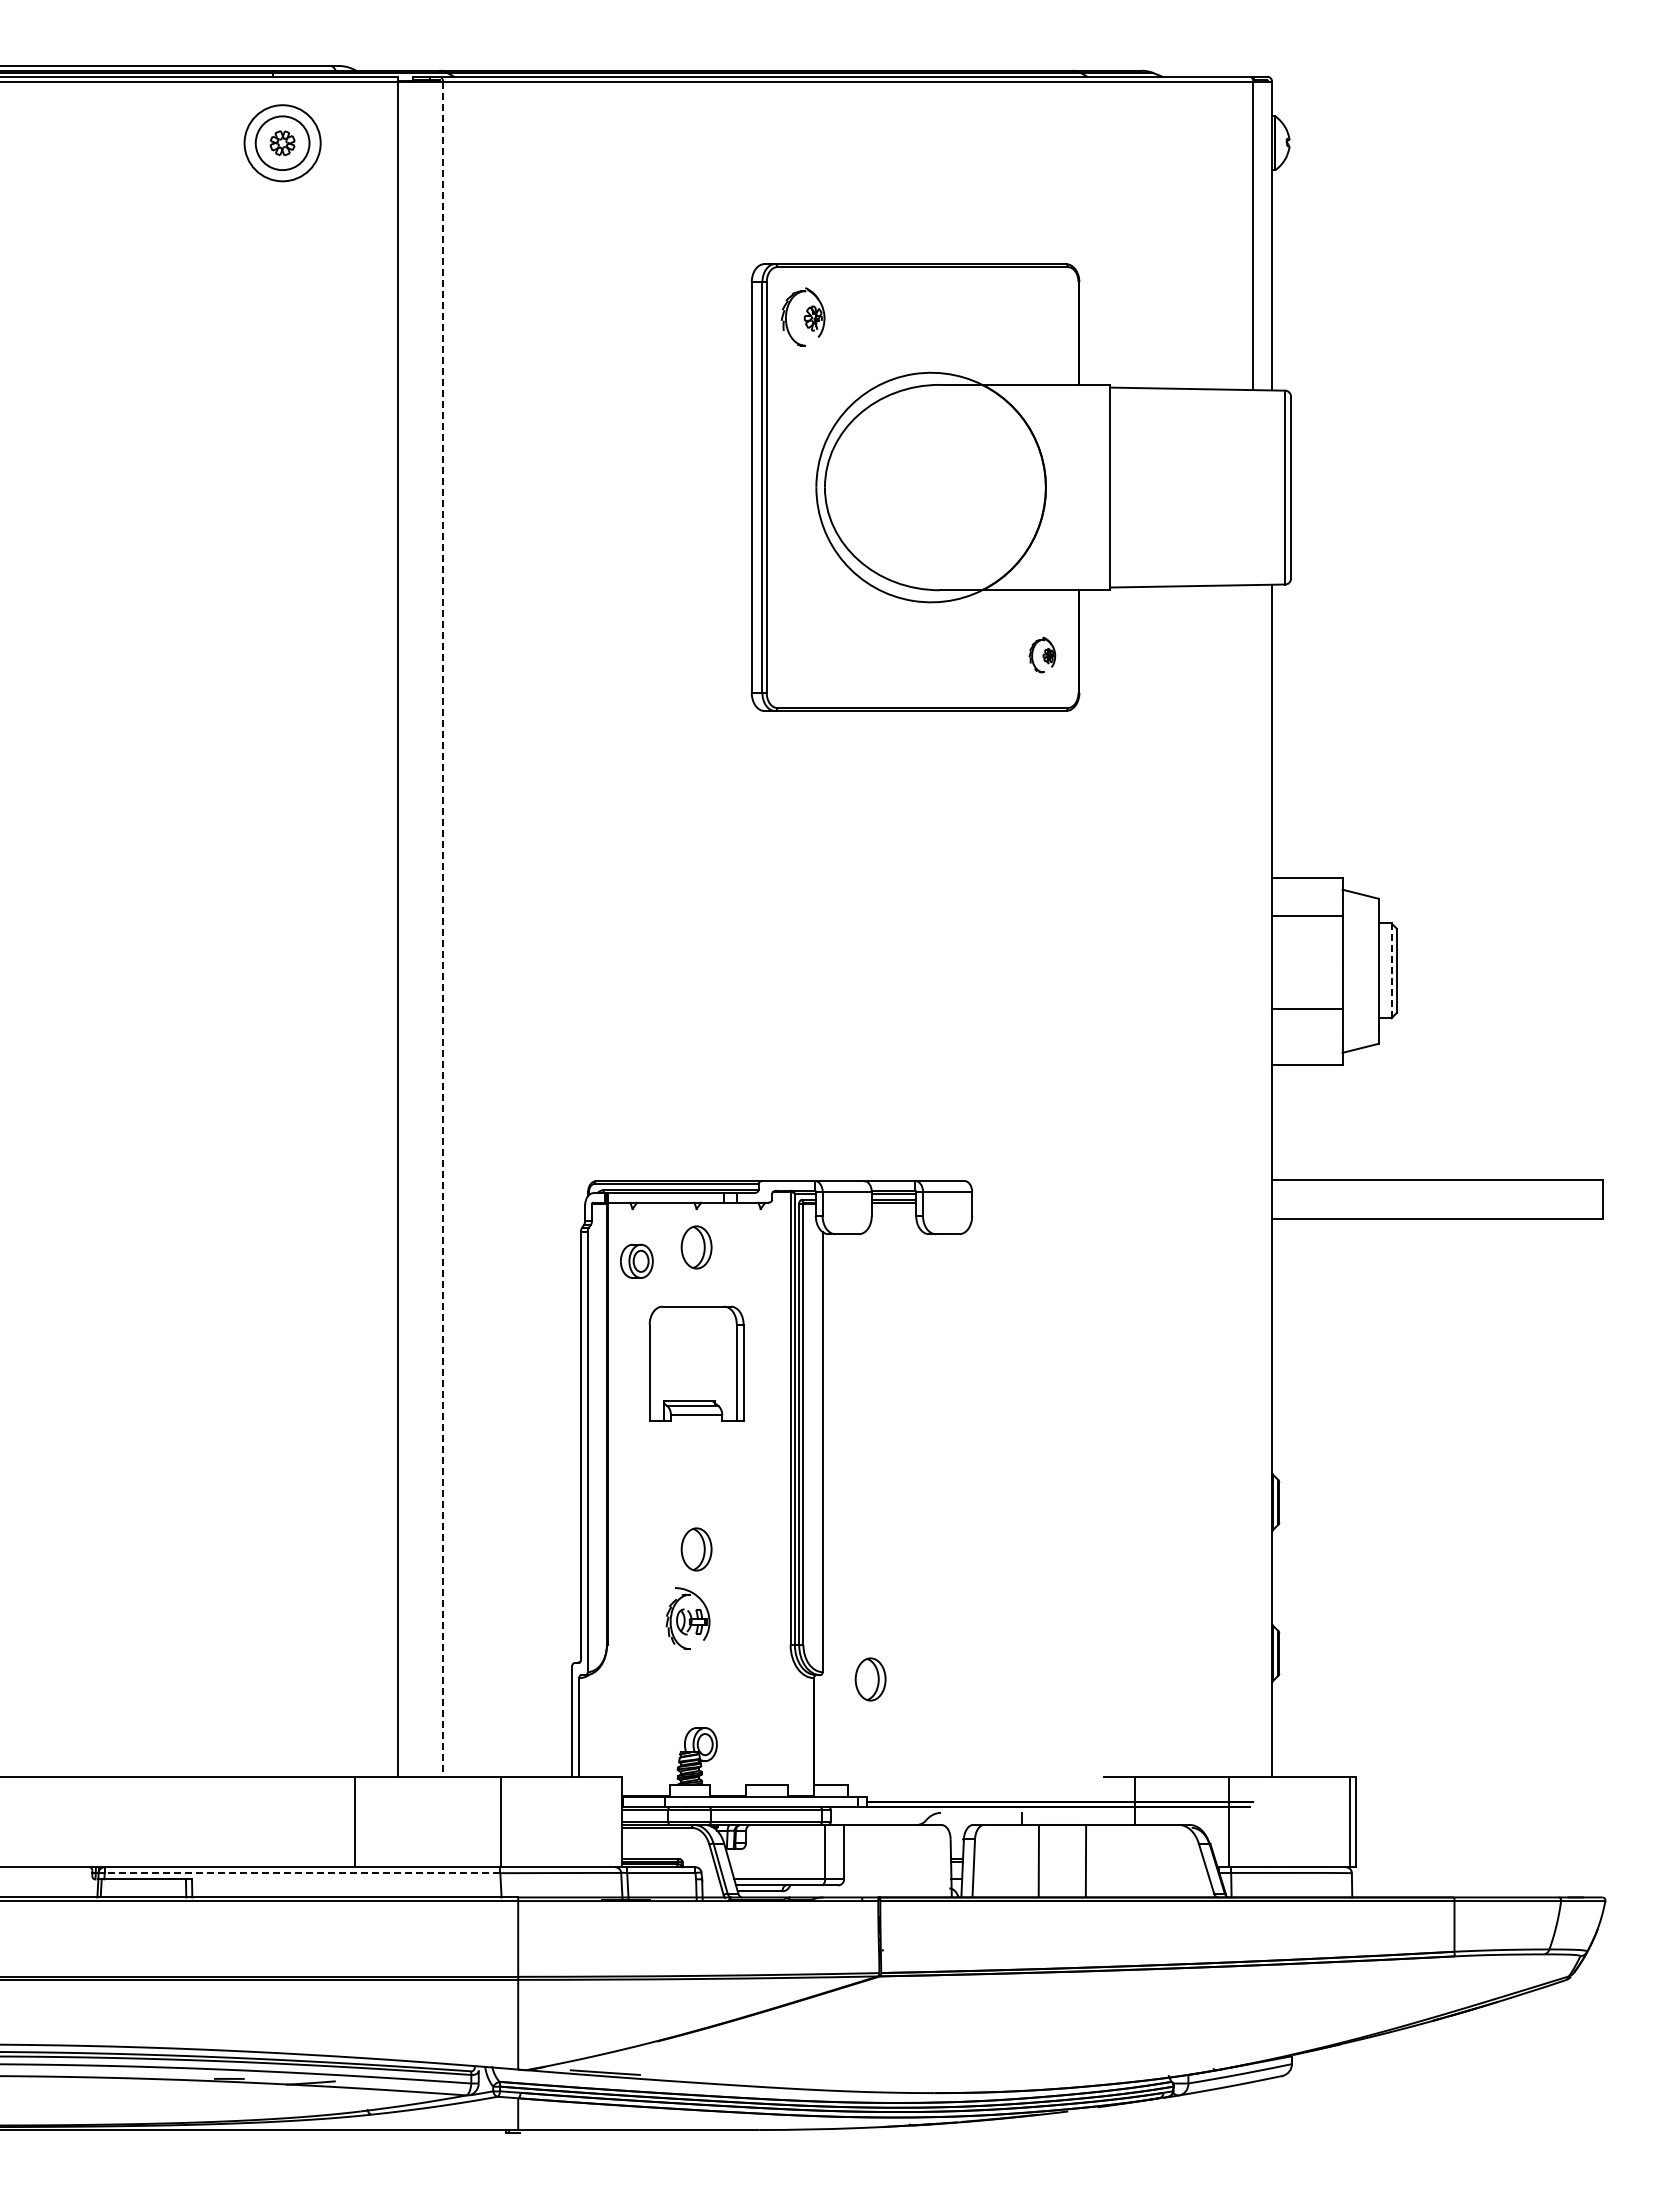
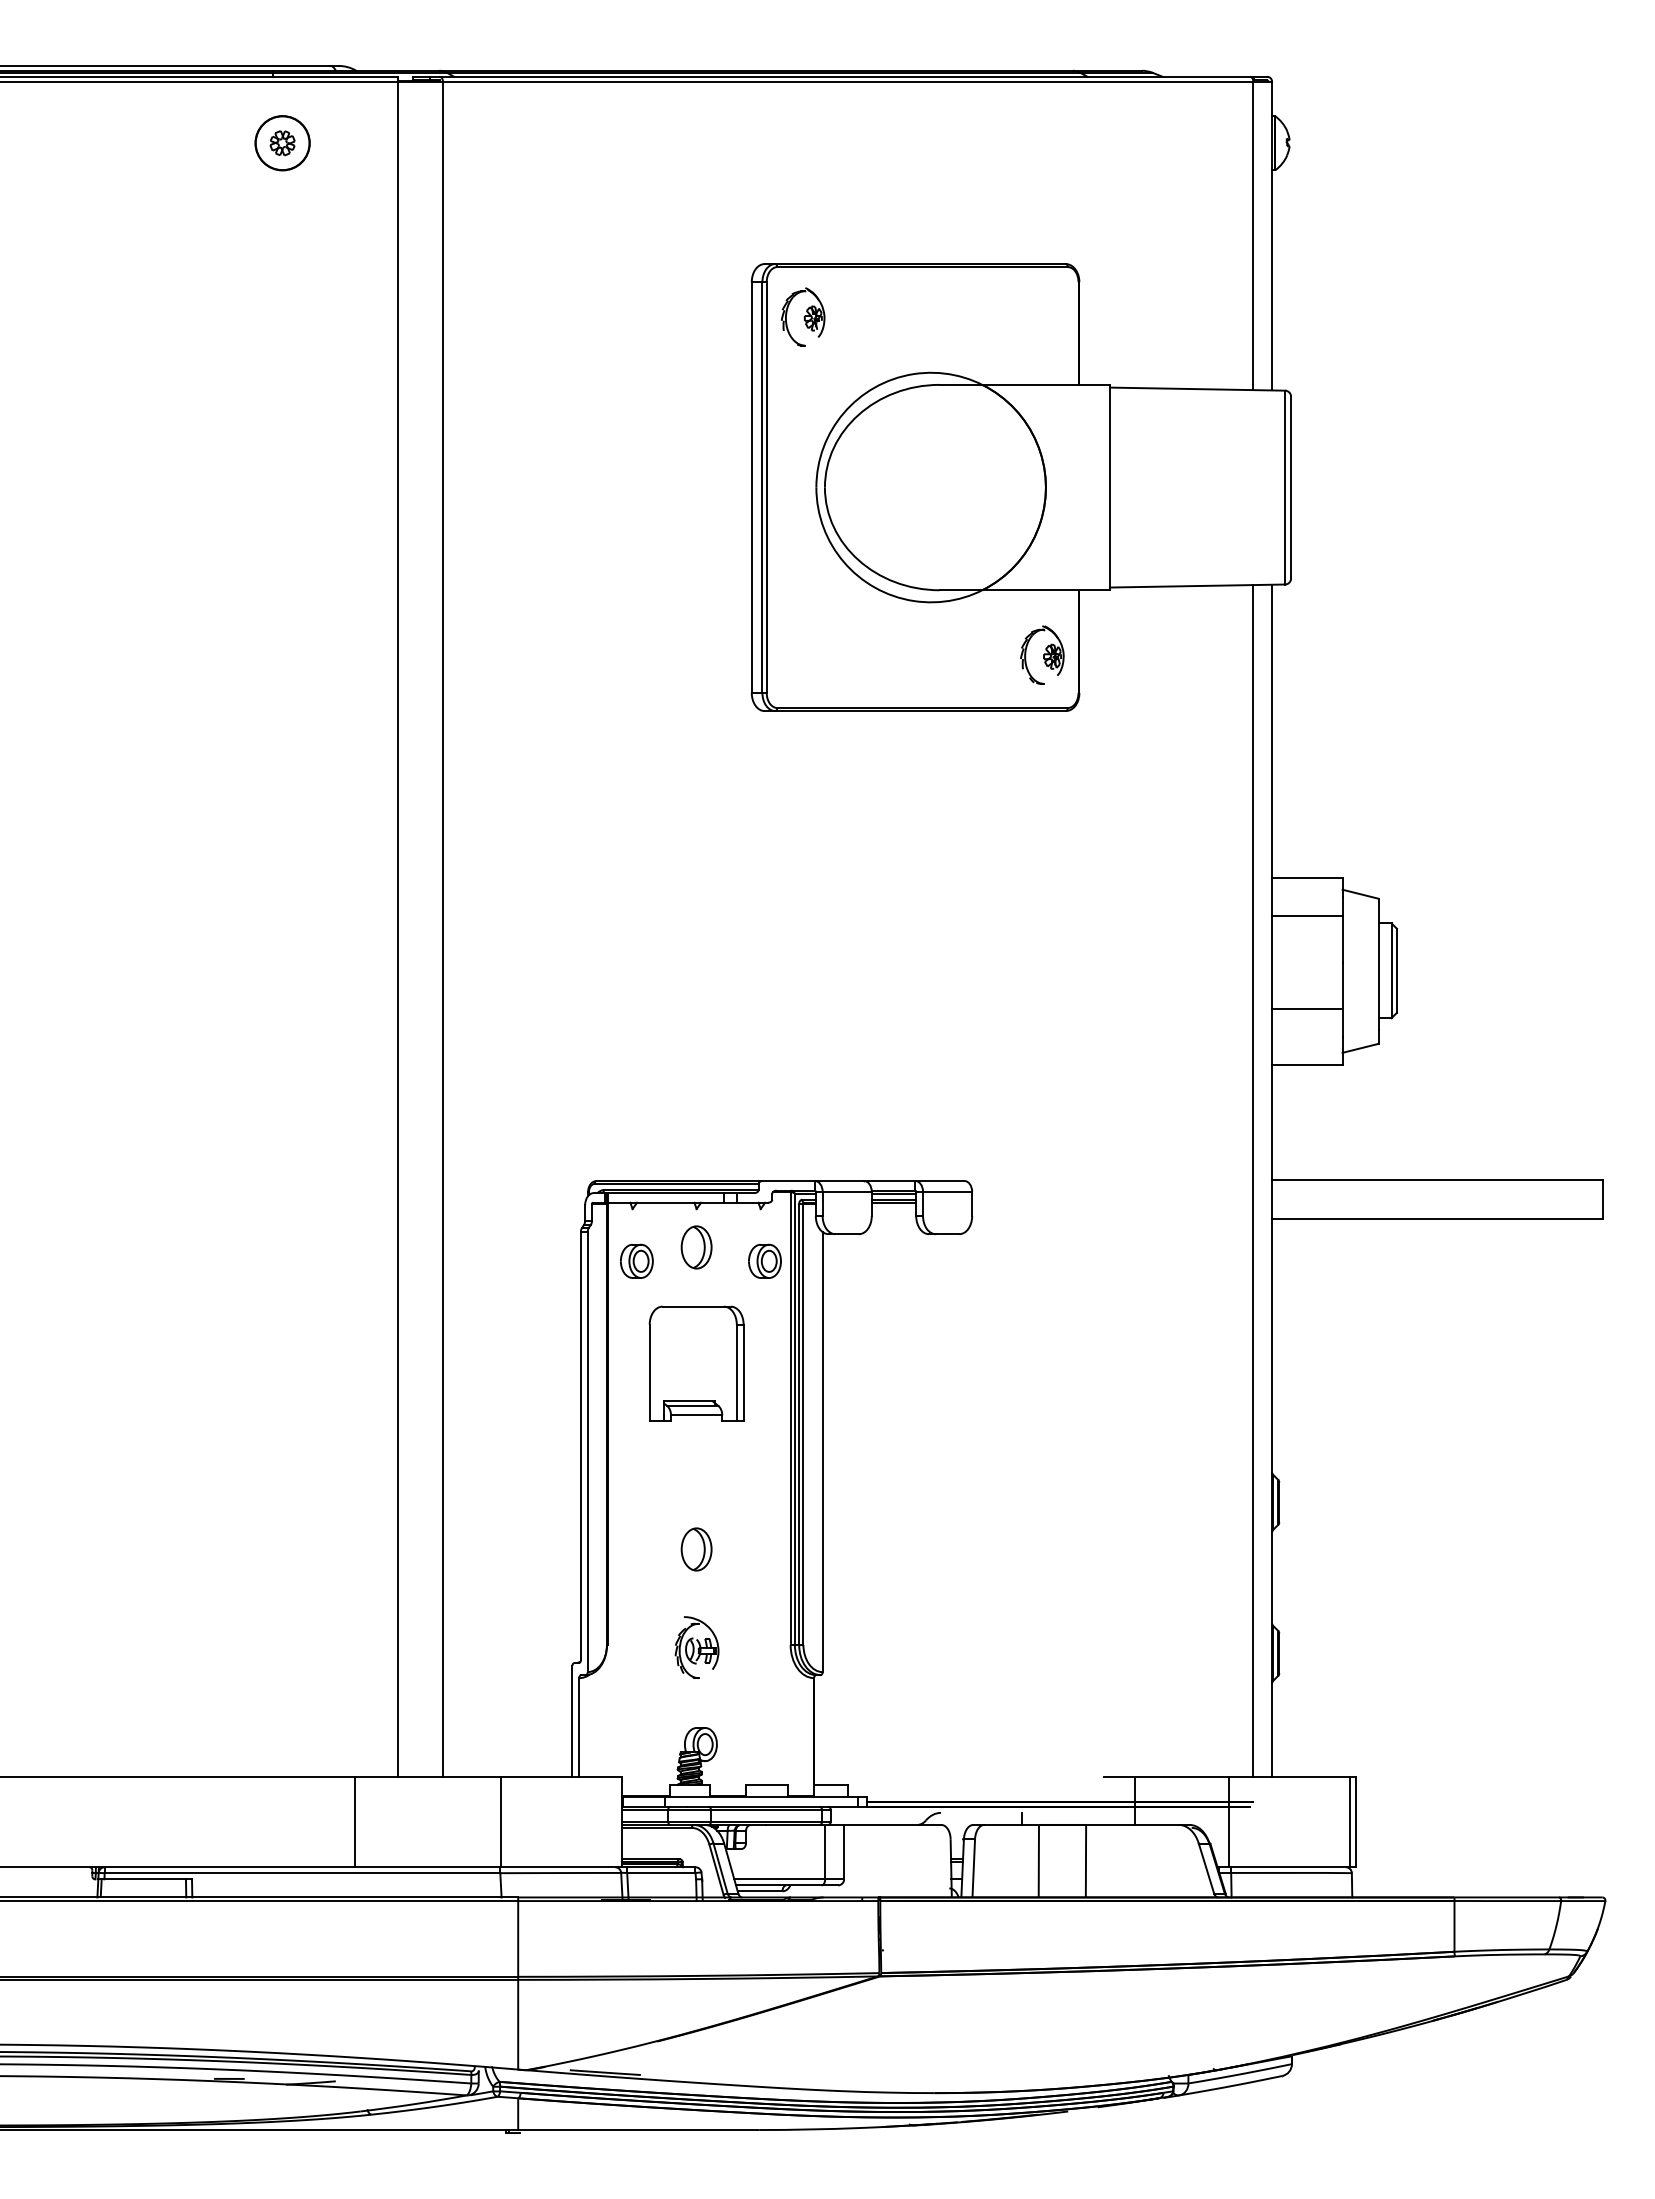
circle diameter: 76 px -> 54 px (282, 143)
part size: 29x37 px -> 45x60 px (1042, 654)
line: dashed -> solid (443, 929)
line: dashed -> solid (1391, 970)
line: none -> present (1253, 1180)
part: none -> present (764, 1260)
part position: (687, 1618) -> (696, 1647) (696, 1647)
part: present -> none (870, 1679)
line: dashed -> solid (302, 1873)
